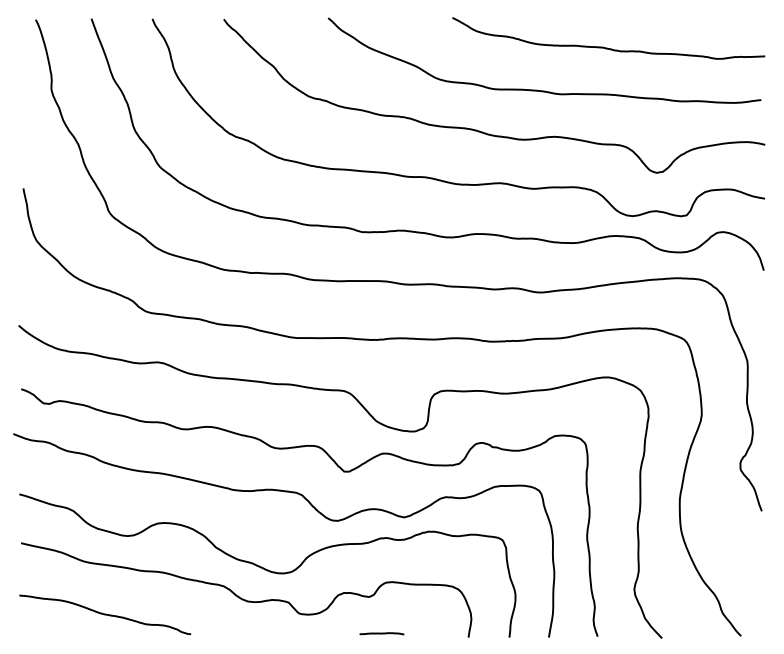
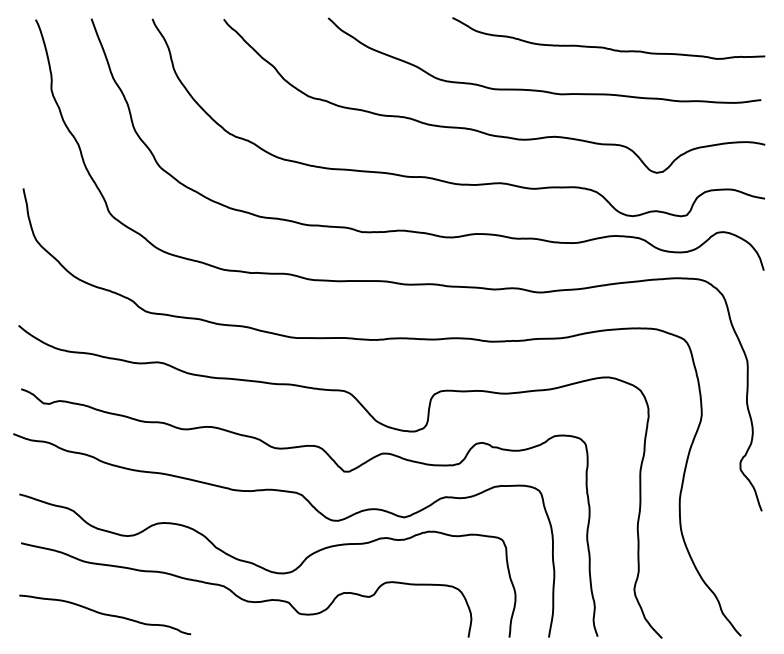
line: present -> none (381, 633)
